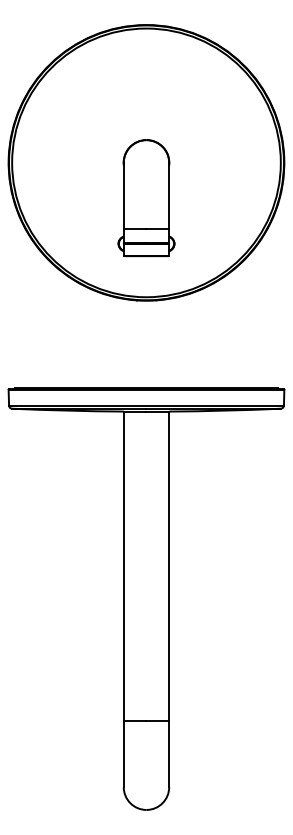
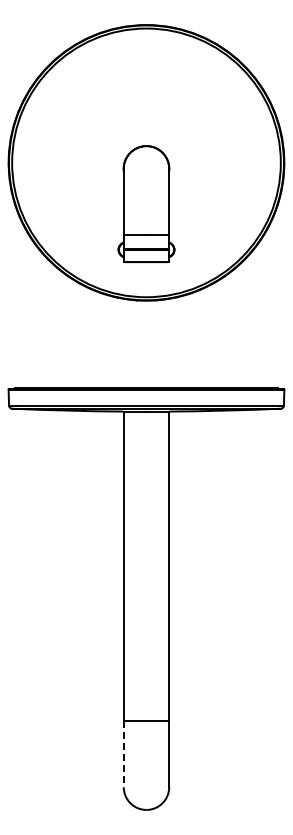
part position: (146, 198) -> (146, 204) (146, 204)
line: solid -> dashed (123, 754)
